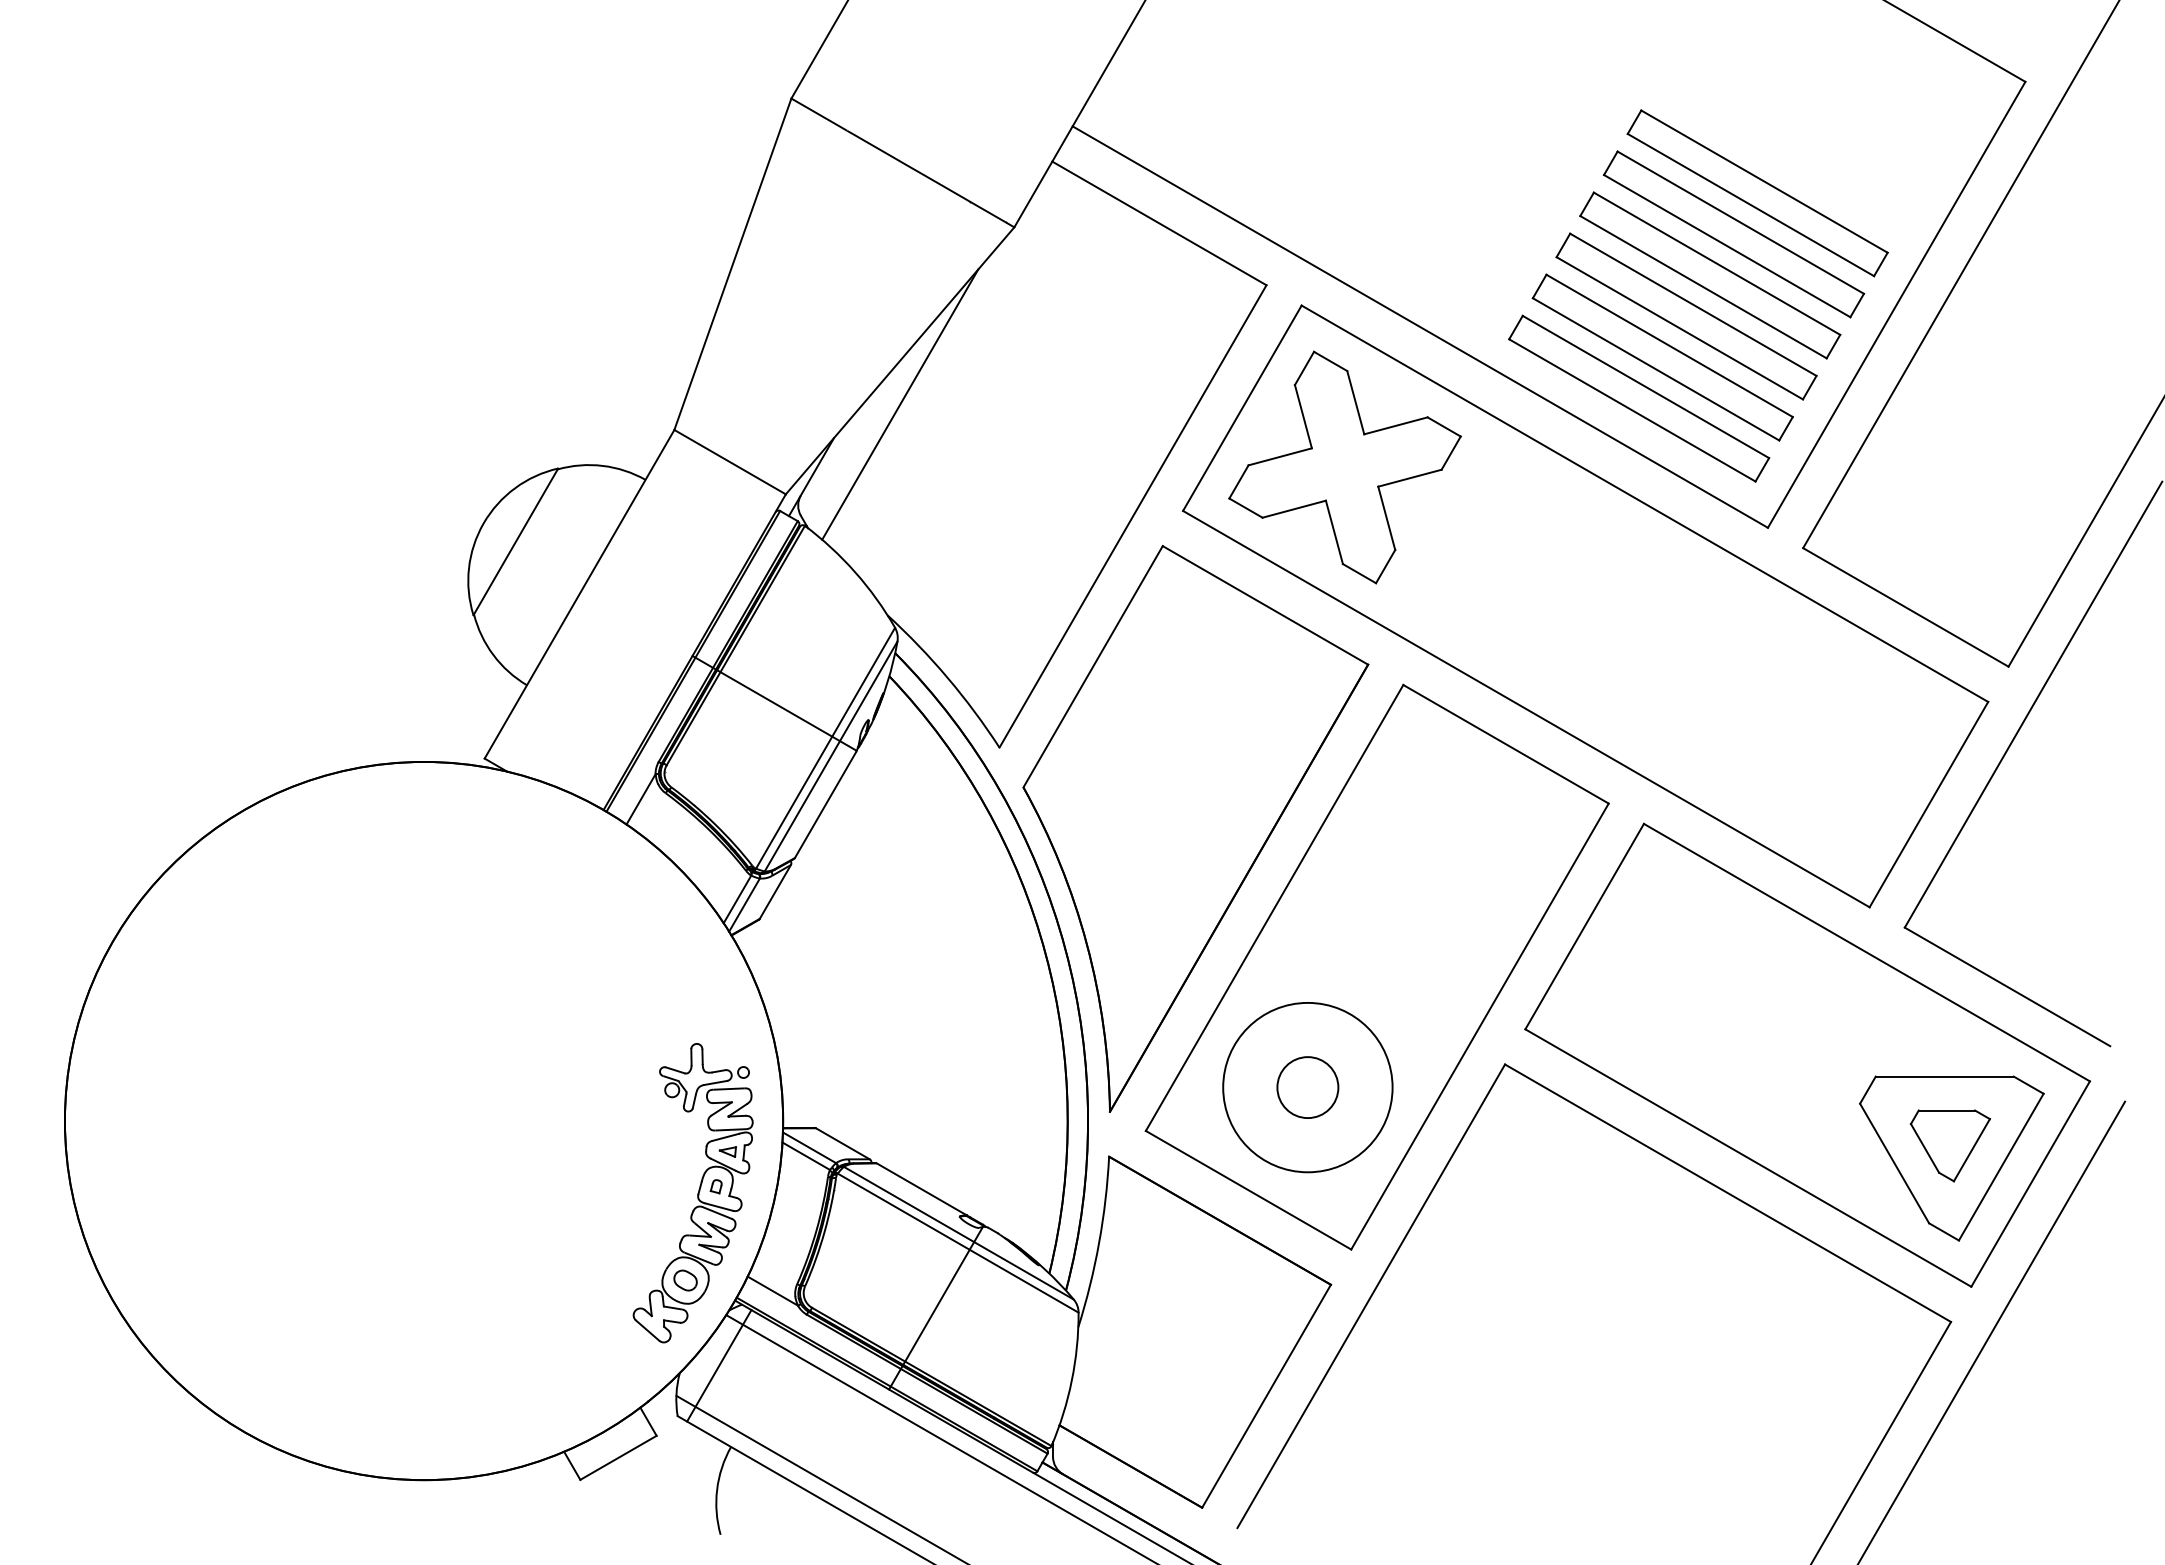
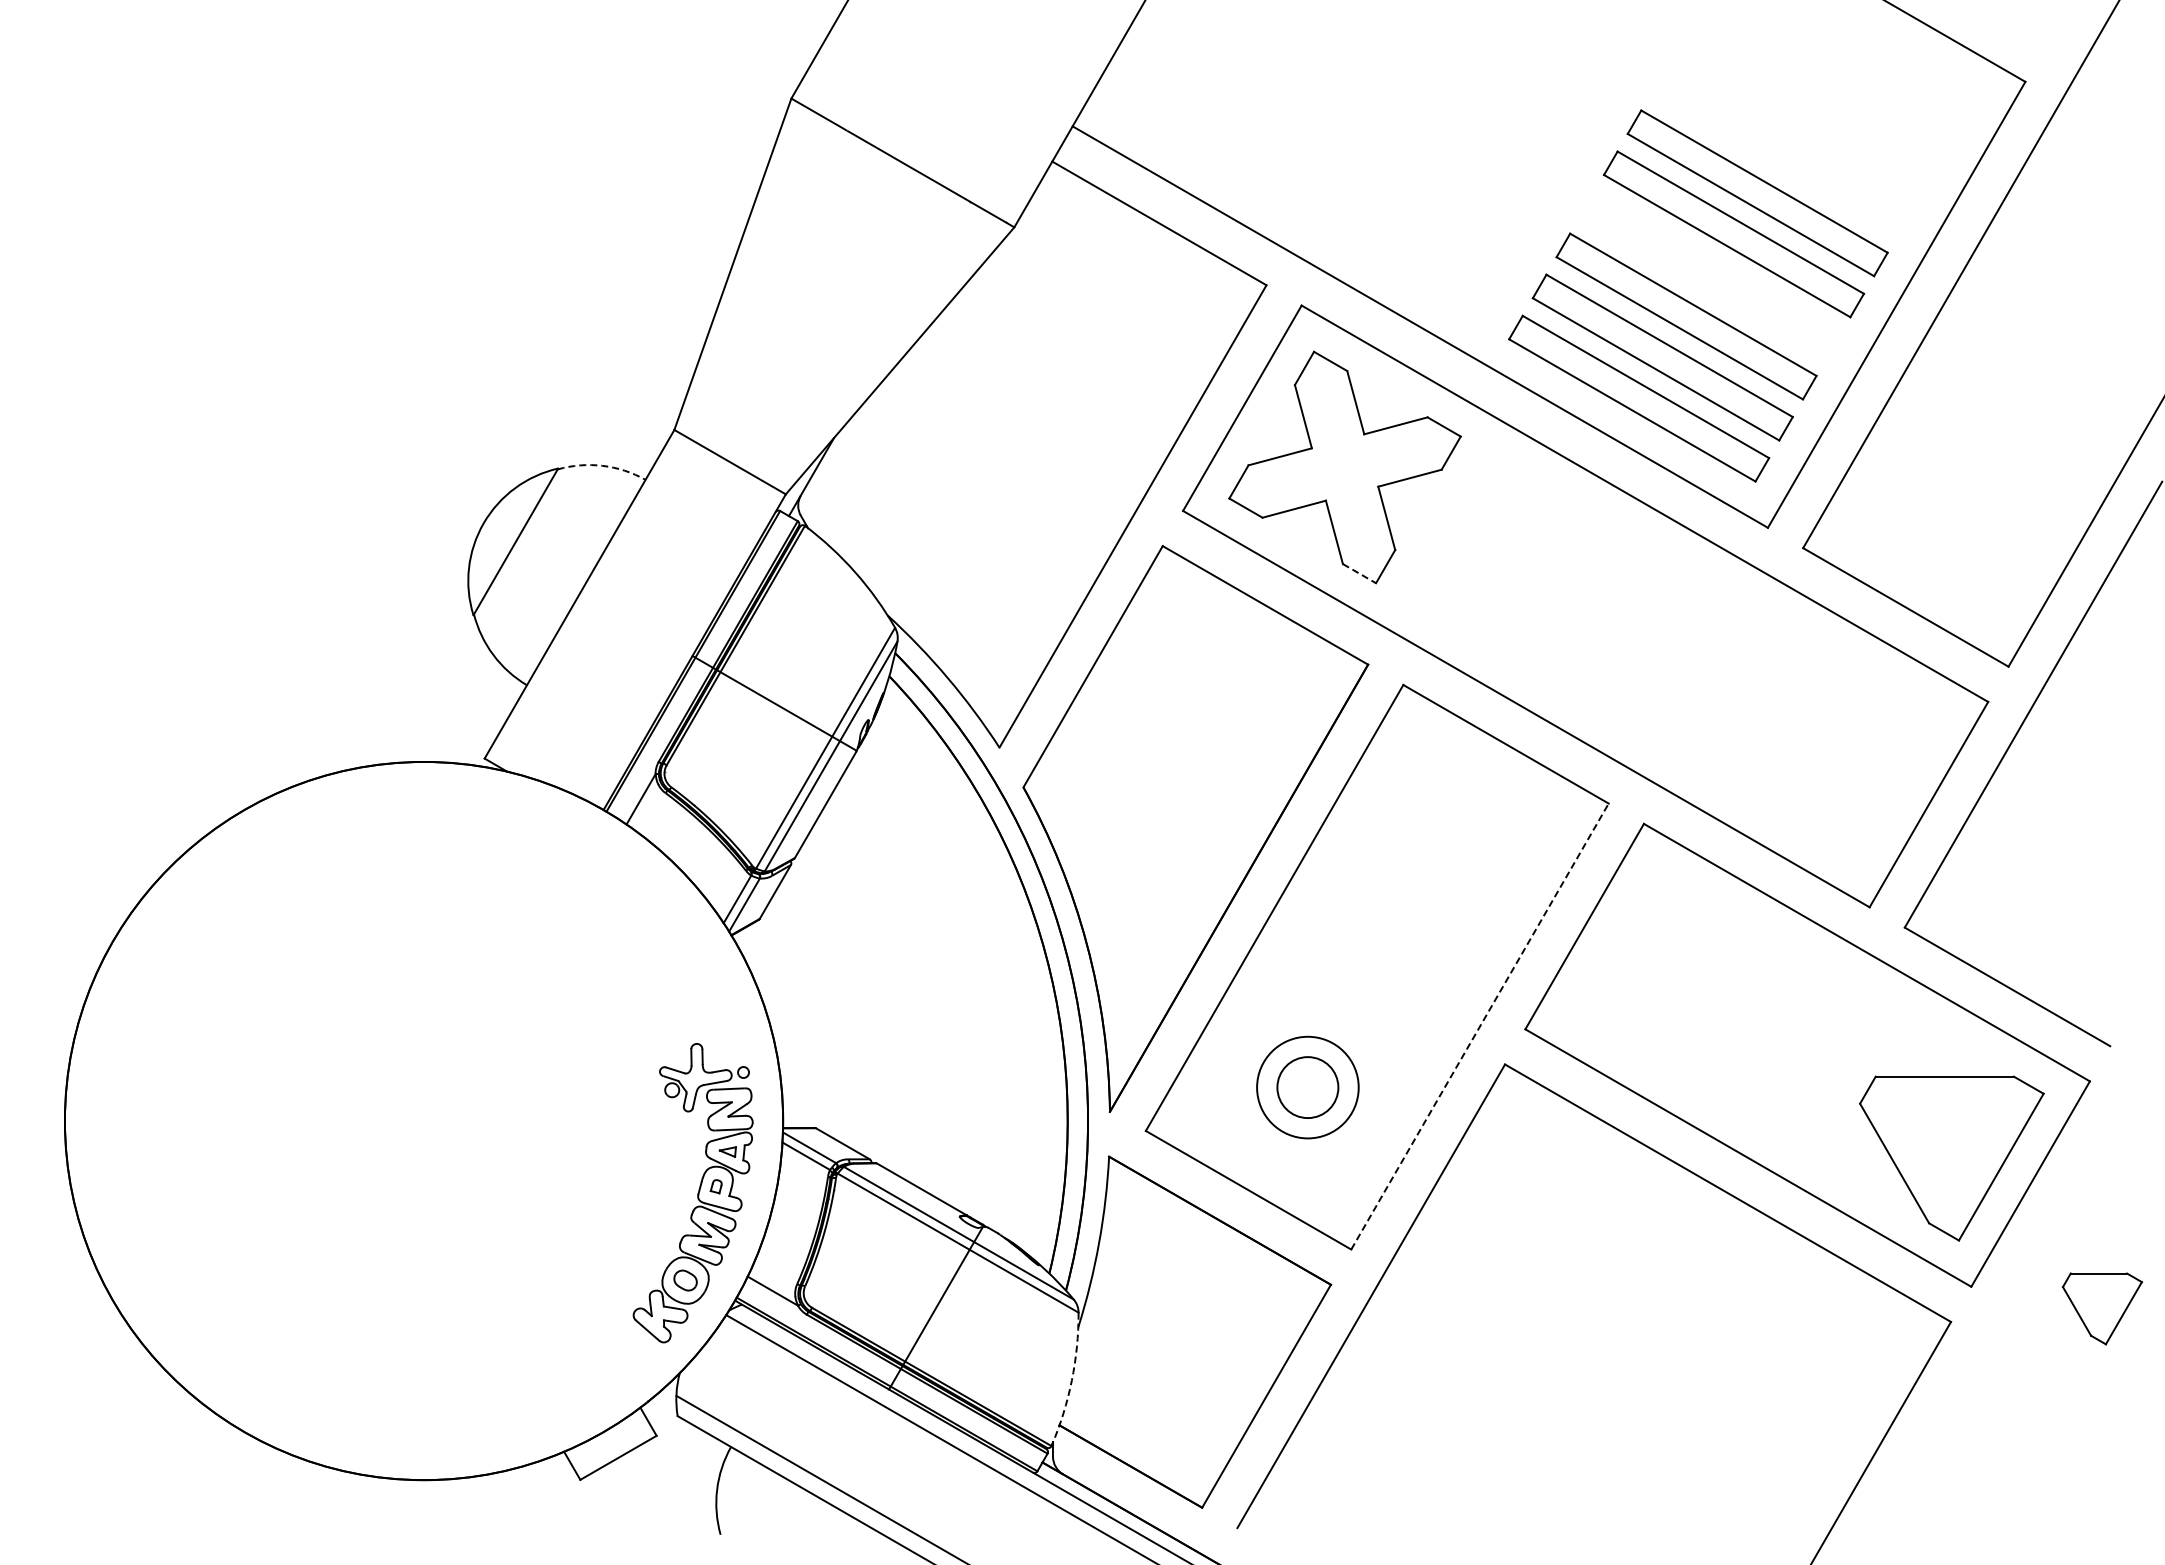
part: present -> none (1710, 275)
line: present -> none (900, 404)
arc: solid -> dashed (602, 465)
line: solid -> dashed (1359, 573)
line: solid -> dashed (1480, 1026)
circle diameter: 169 px -> 102 px (1307, 1087)
part position: (1949, 1145) -> (2101, 1308) (2101, 1308)
line: present -> none (1992, 1331)
line: present -> none (719, 1365)
arc: solid -> dashed (1071, 1380)
